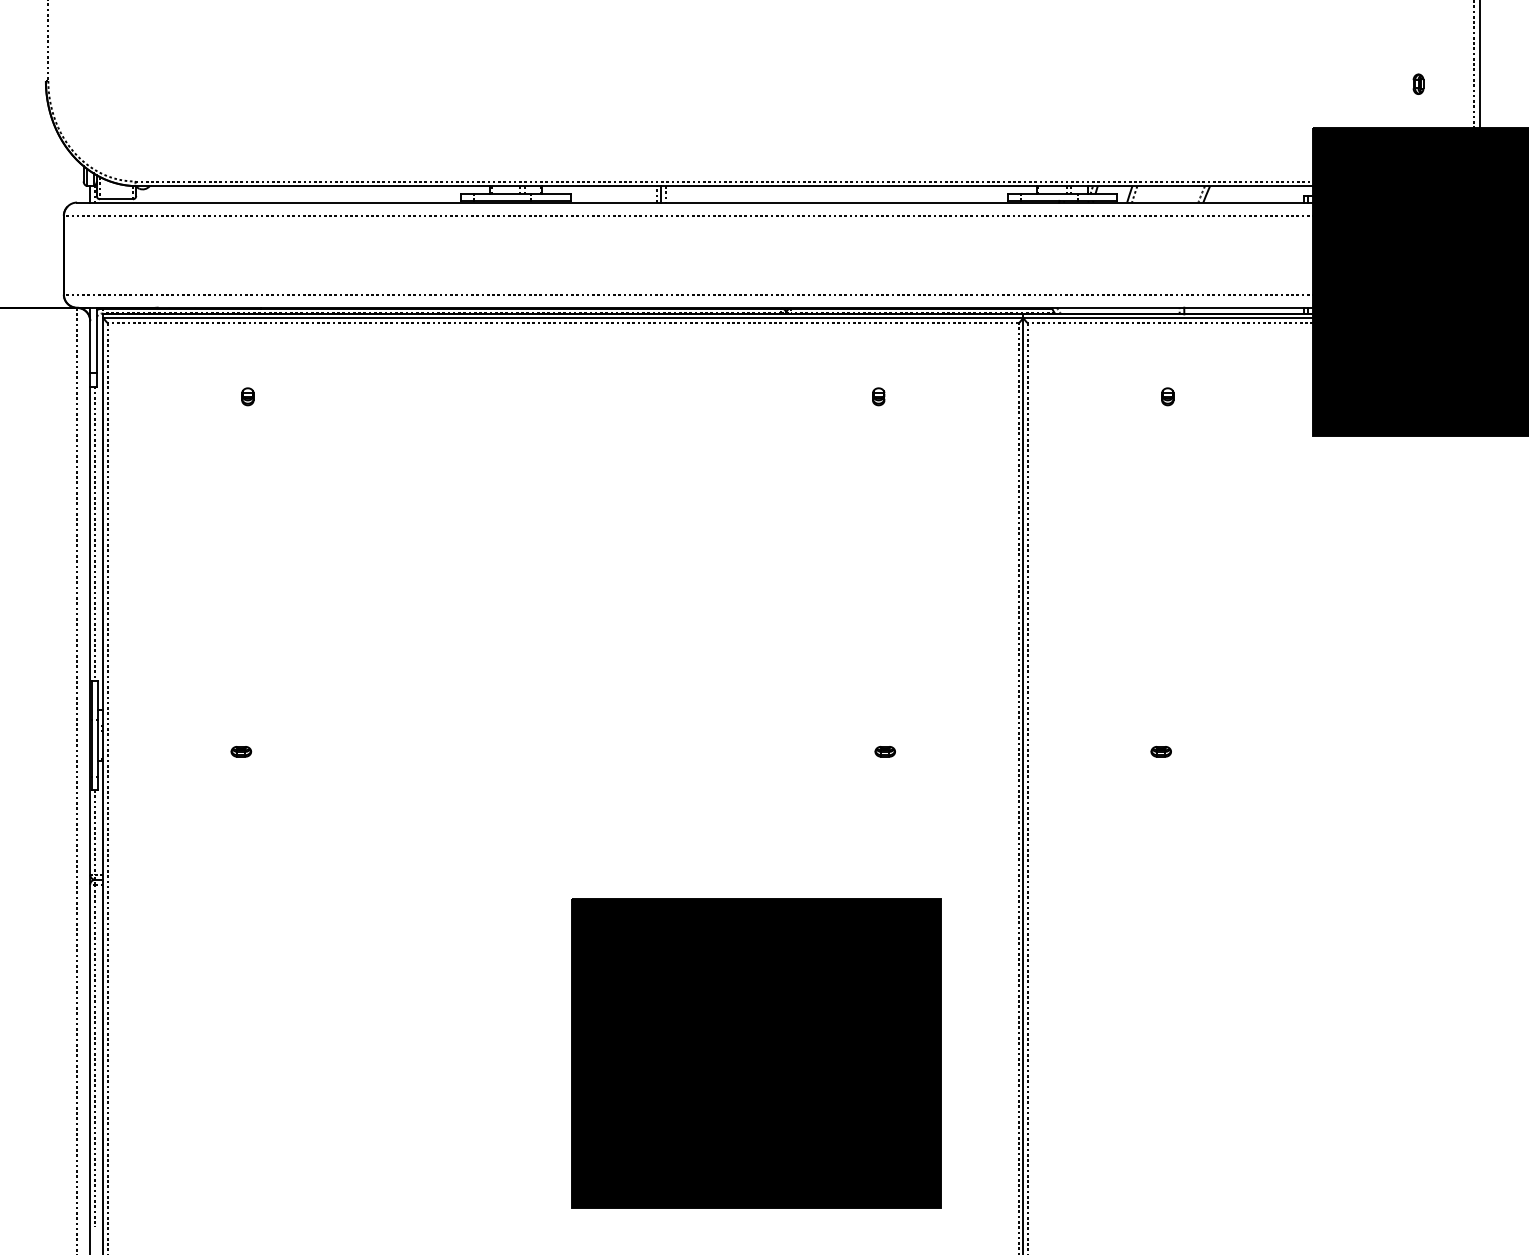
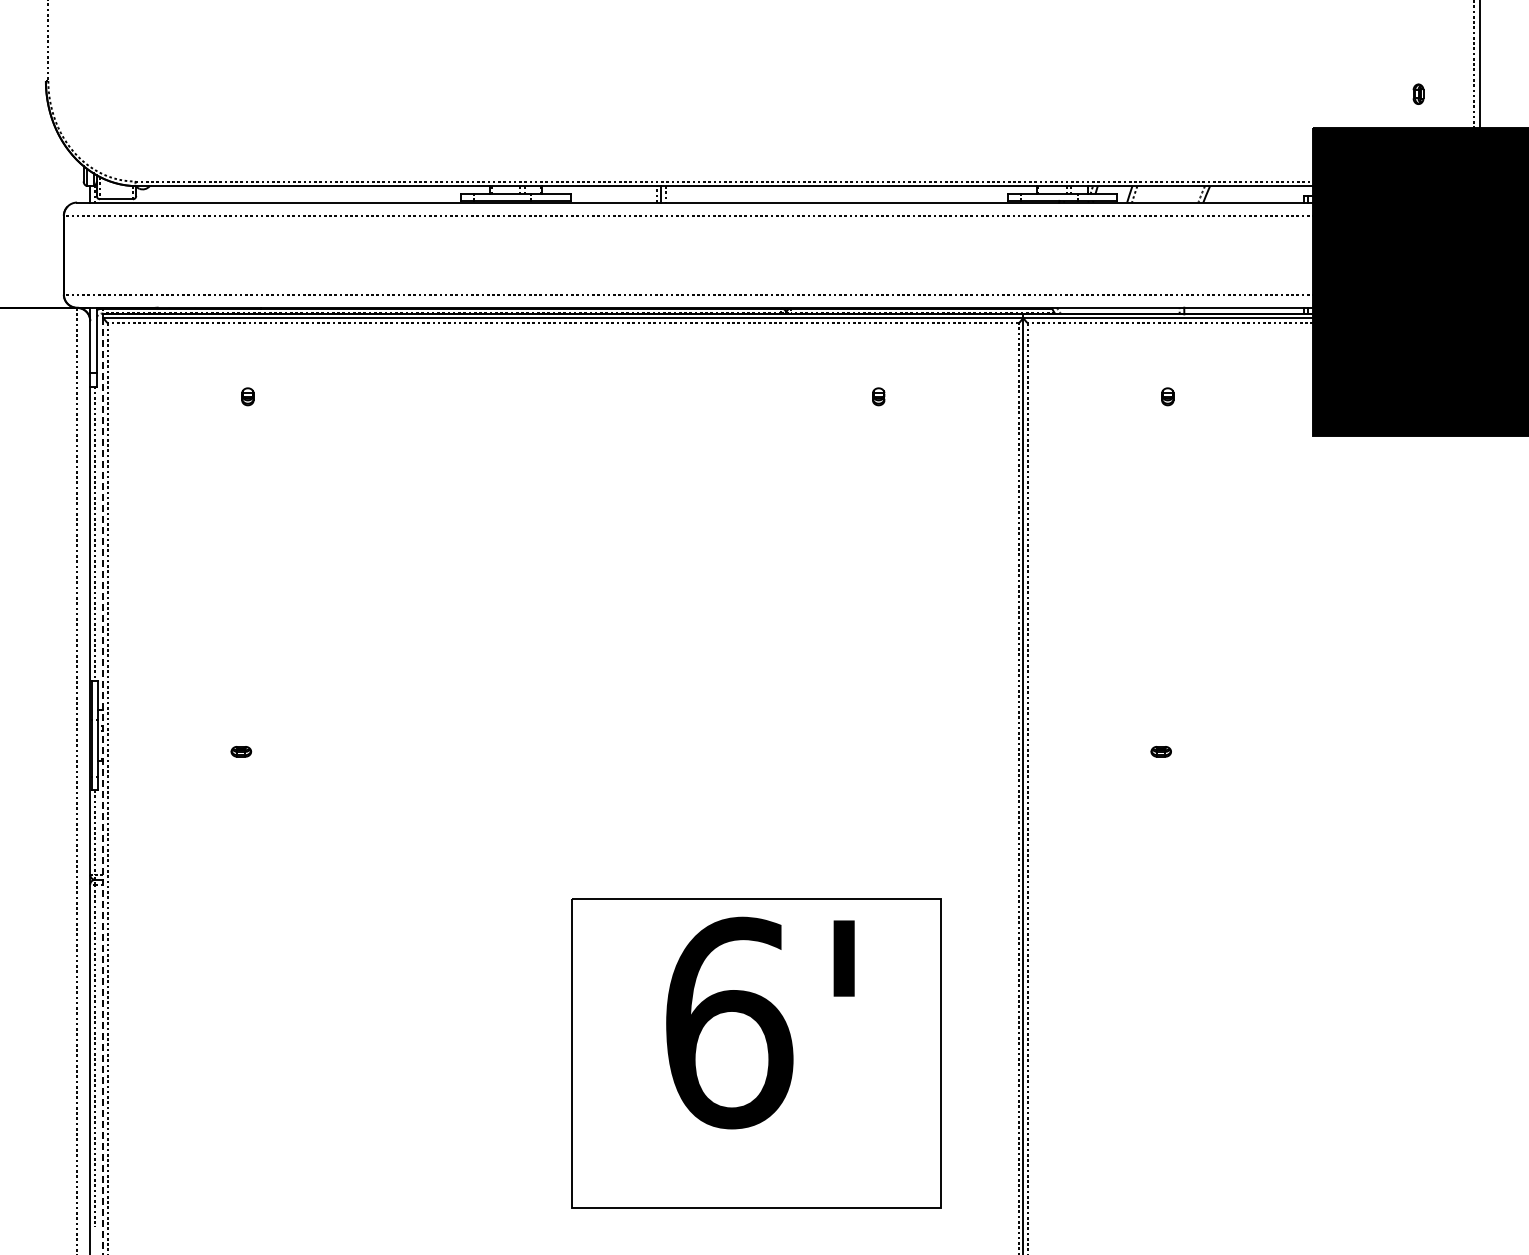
part position: (1418, 83) -> (1418, 93) (1418, 93)
part: present -> none (884, 751)
line: solid -> dashed (103, 786)
fill: present -> none (756, 1052)
